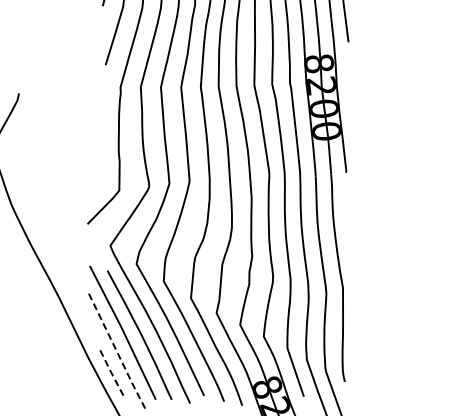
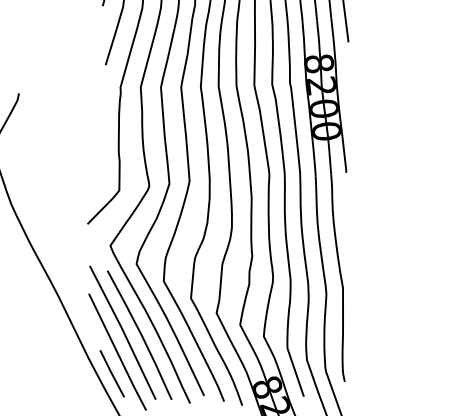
line: dashed -> solid (117, 352)
line: dashed -> solid (111, 373)
